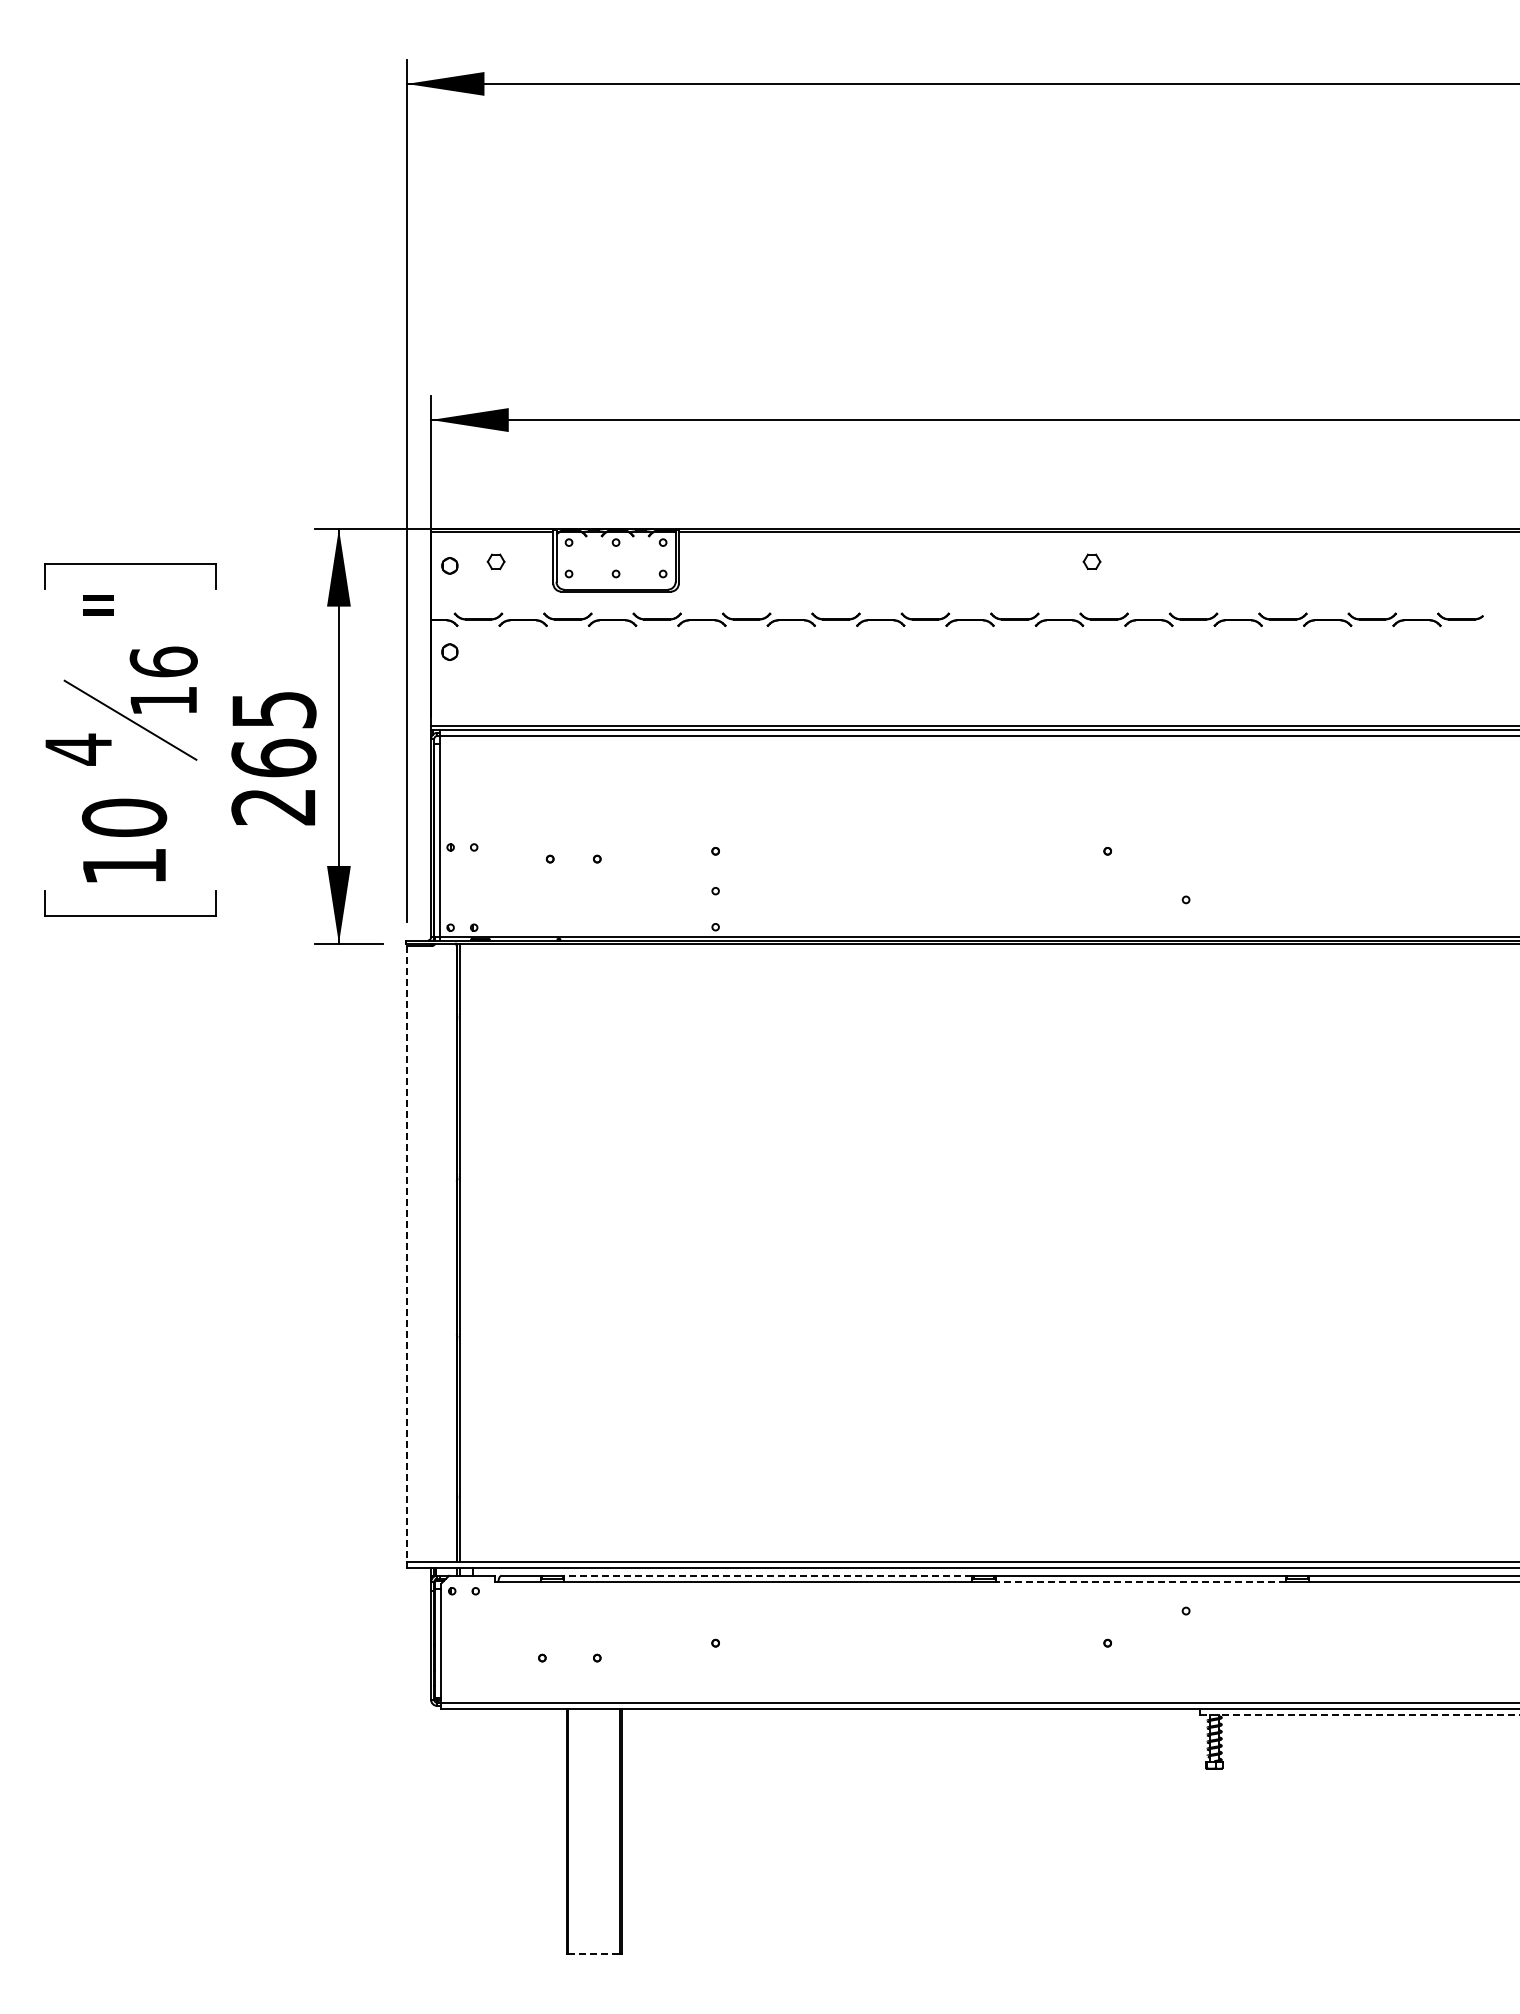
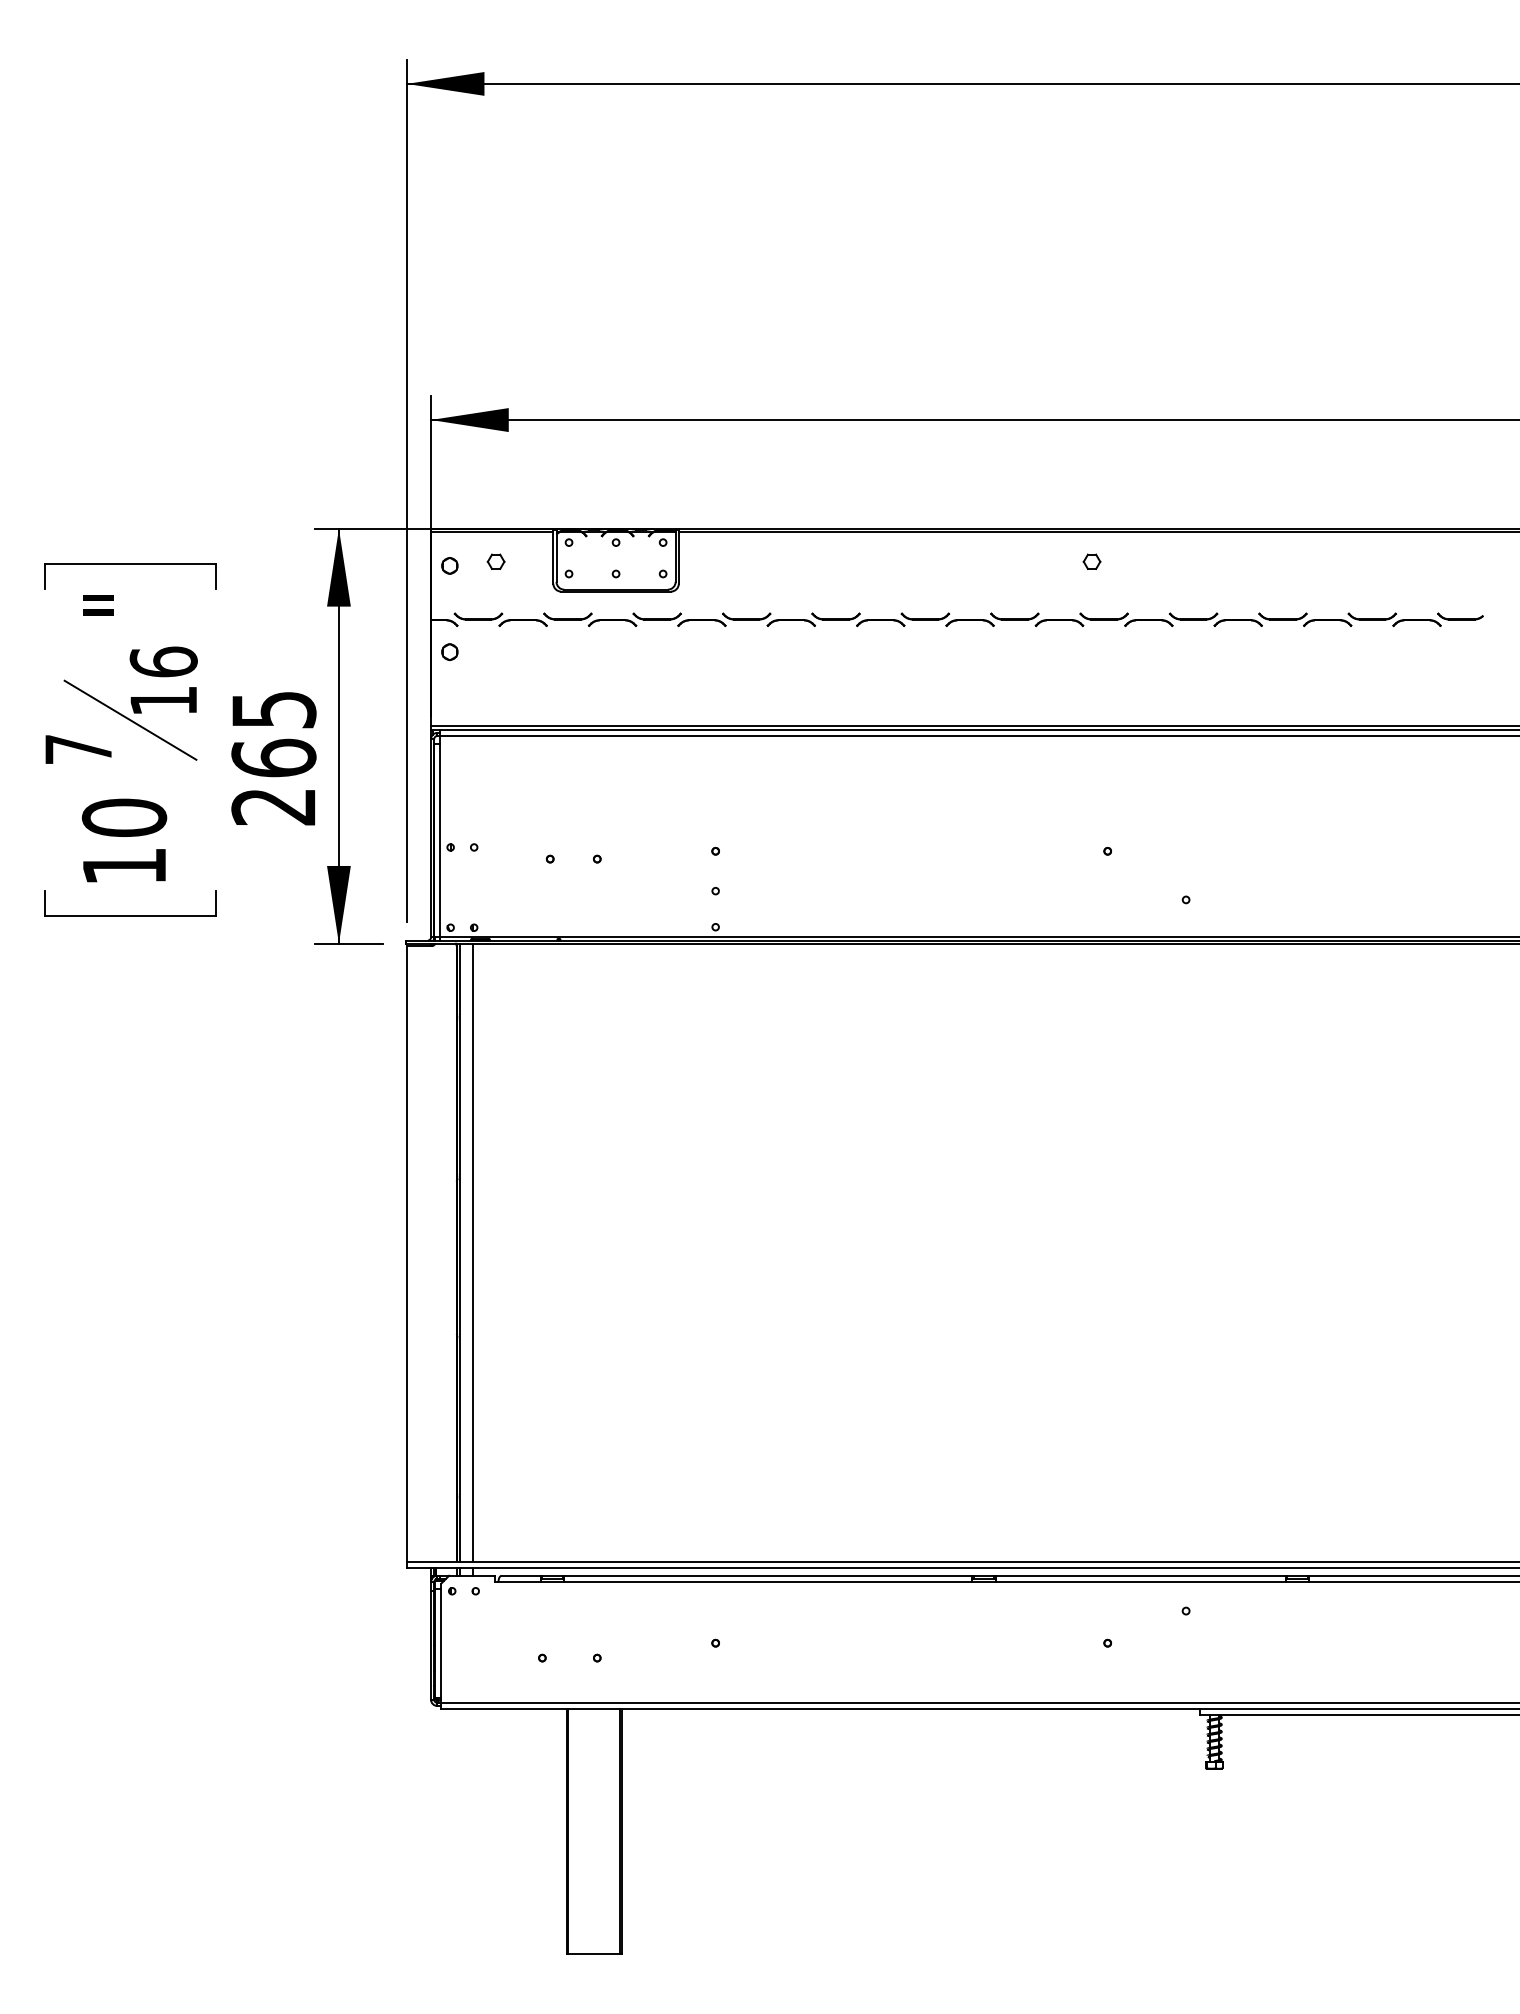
text: 4 -> 7 (78, 749)
line: none -> present (472, 1252)
line: dashed -> solid (406, 1253)
line: dashed -> solid (768, 1575)
line: dashed -> solid (1140, 1582)
line: dashed -> solid (1360, 1715)
line: dashed -> solid (594, 1953)
